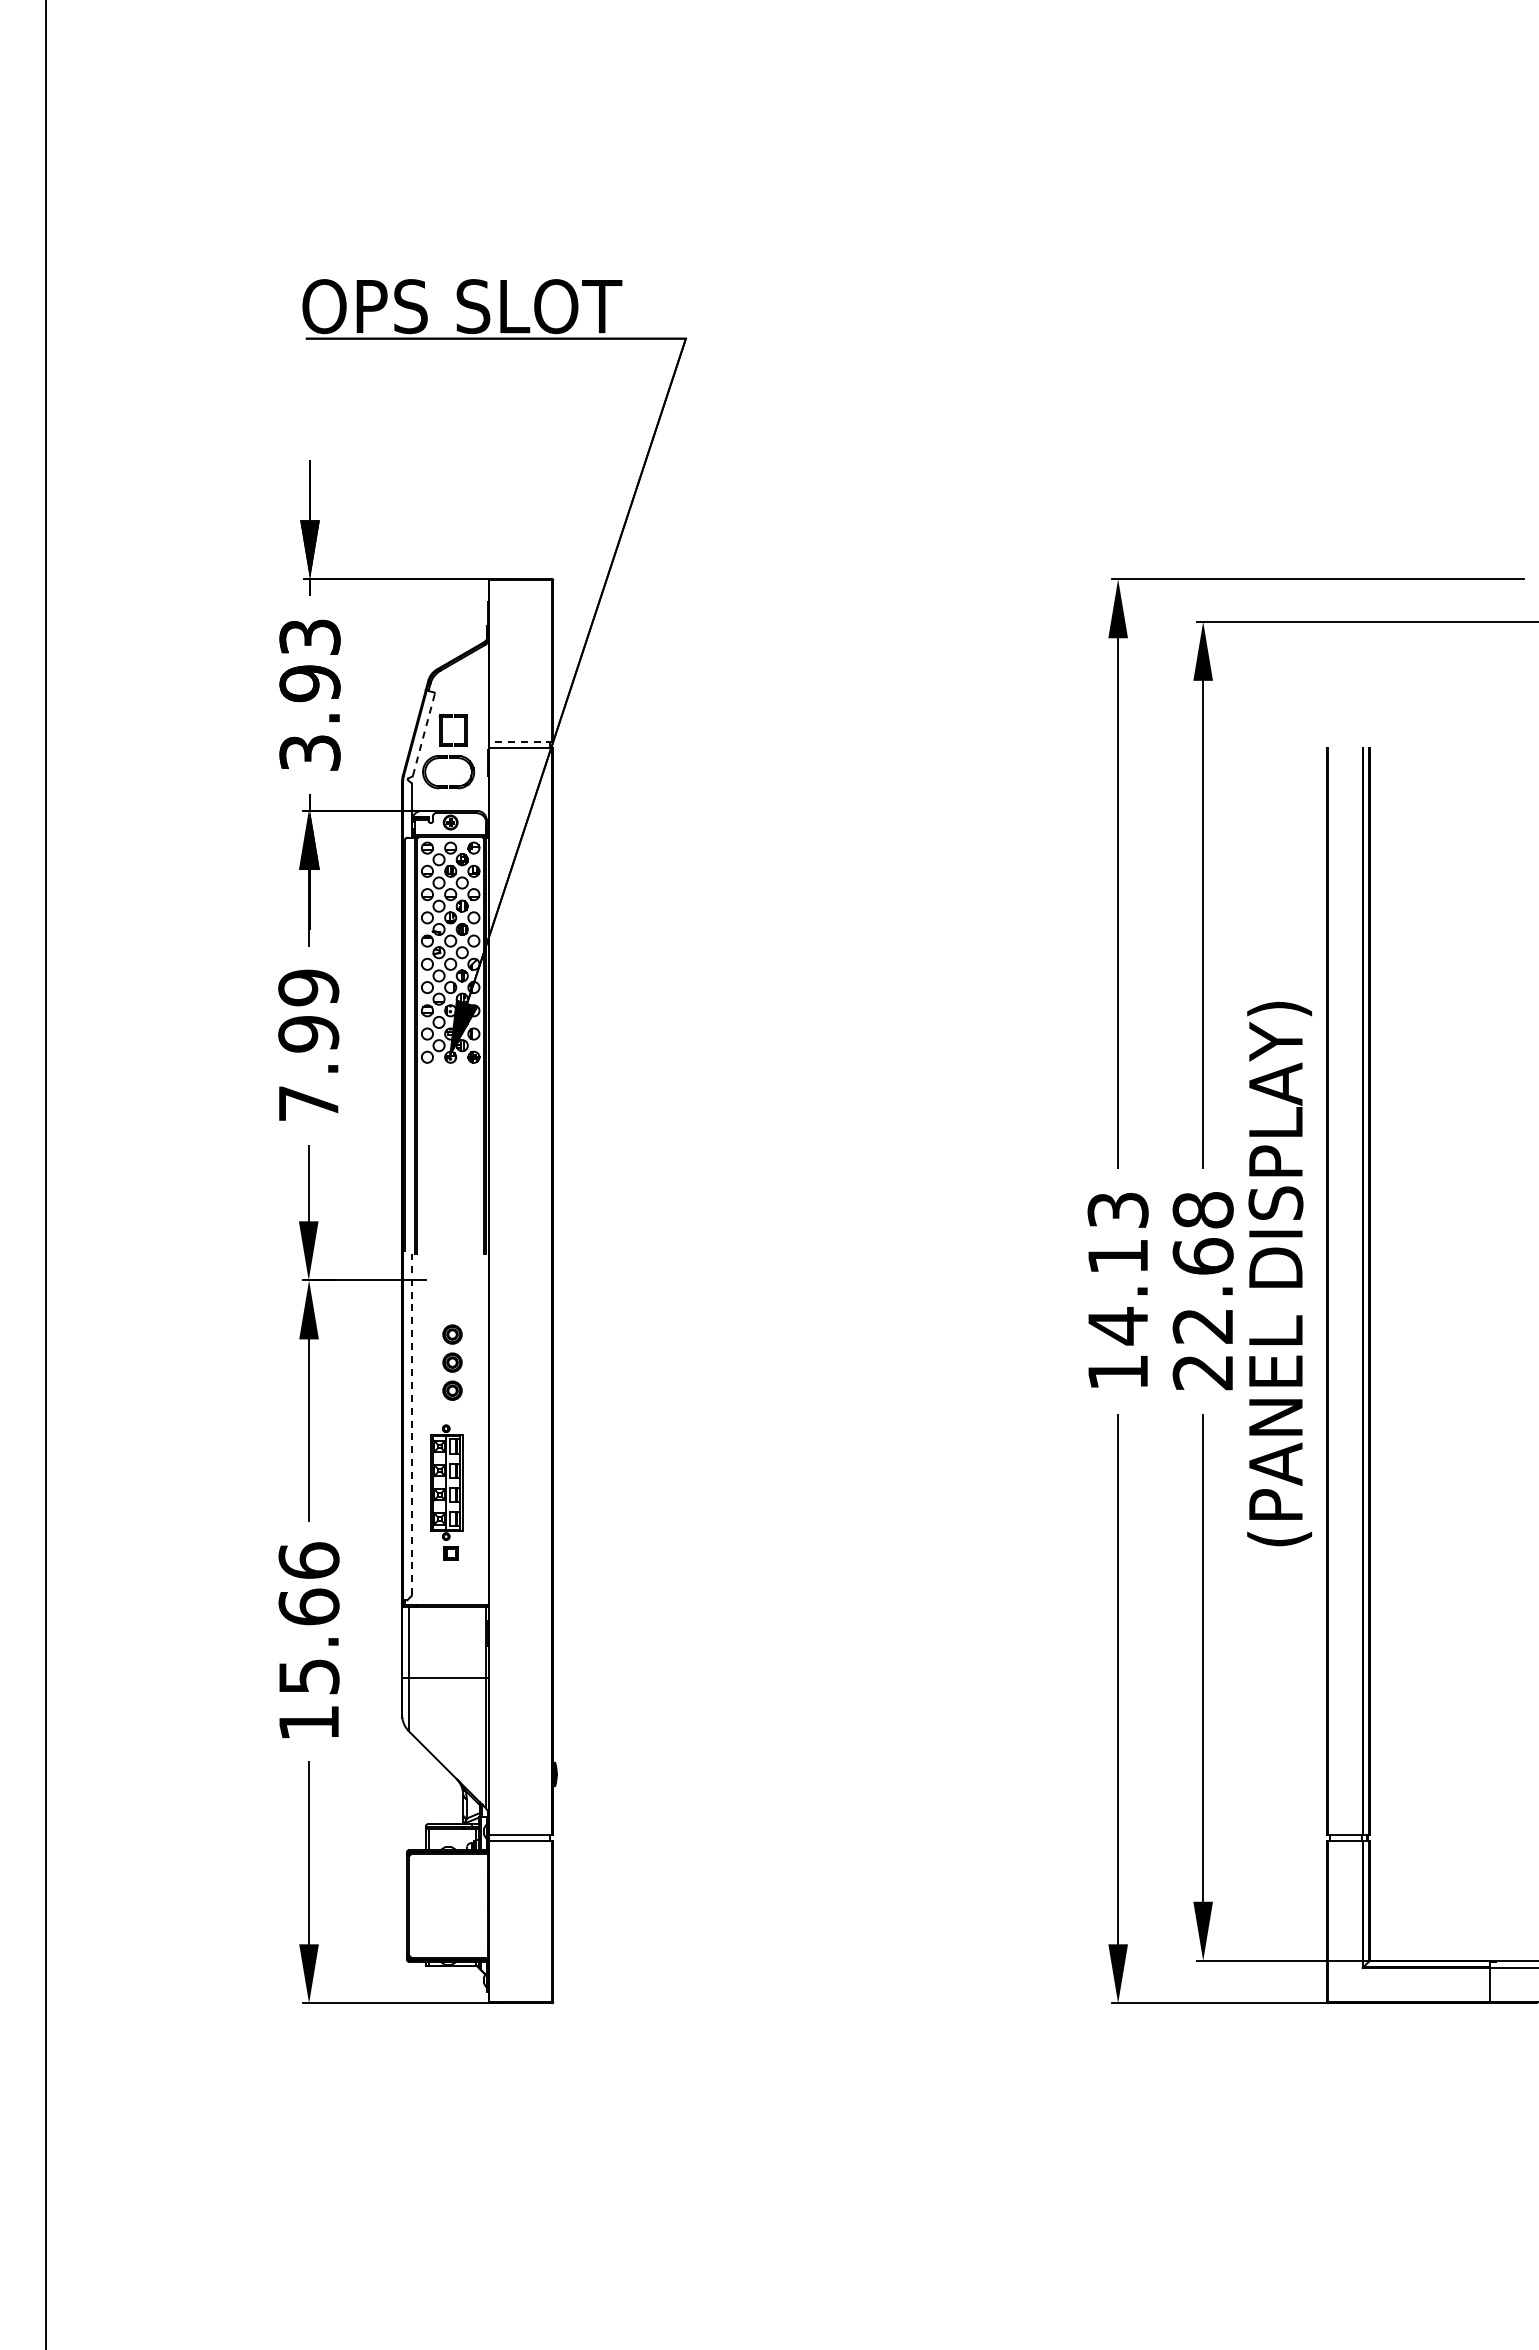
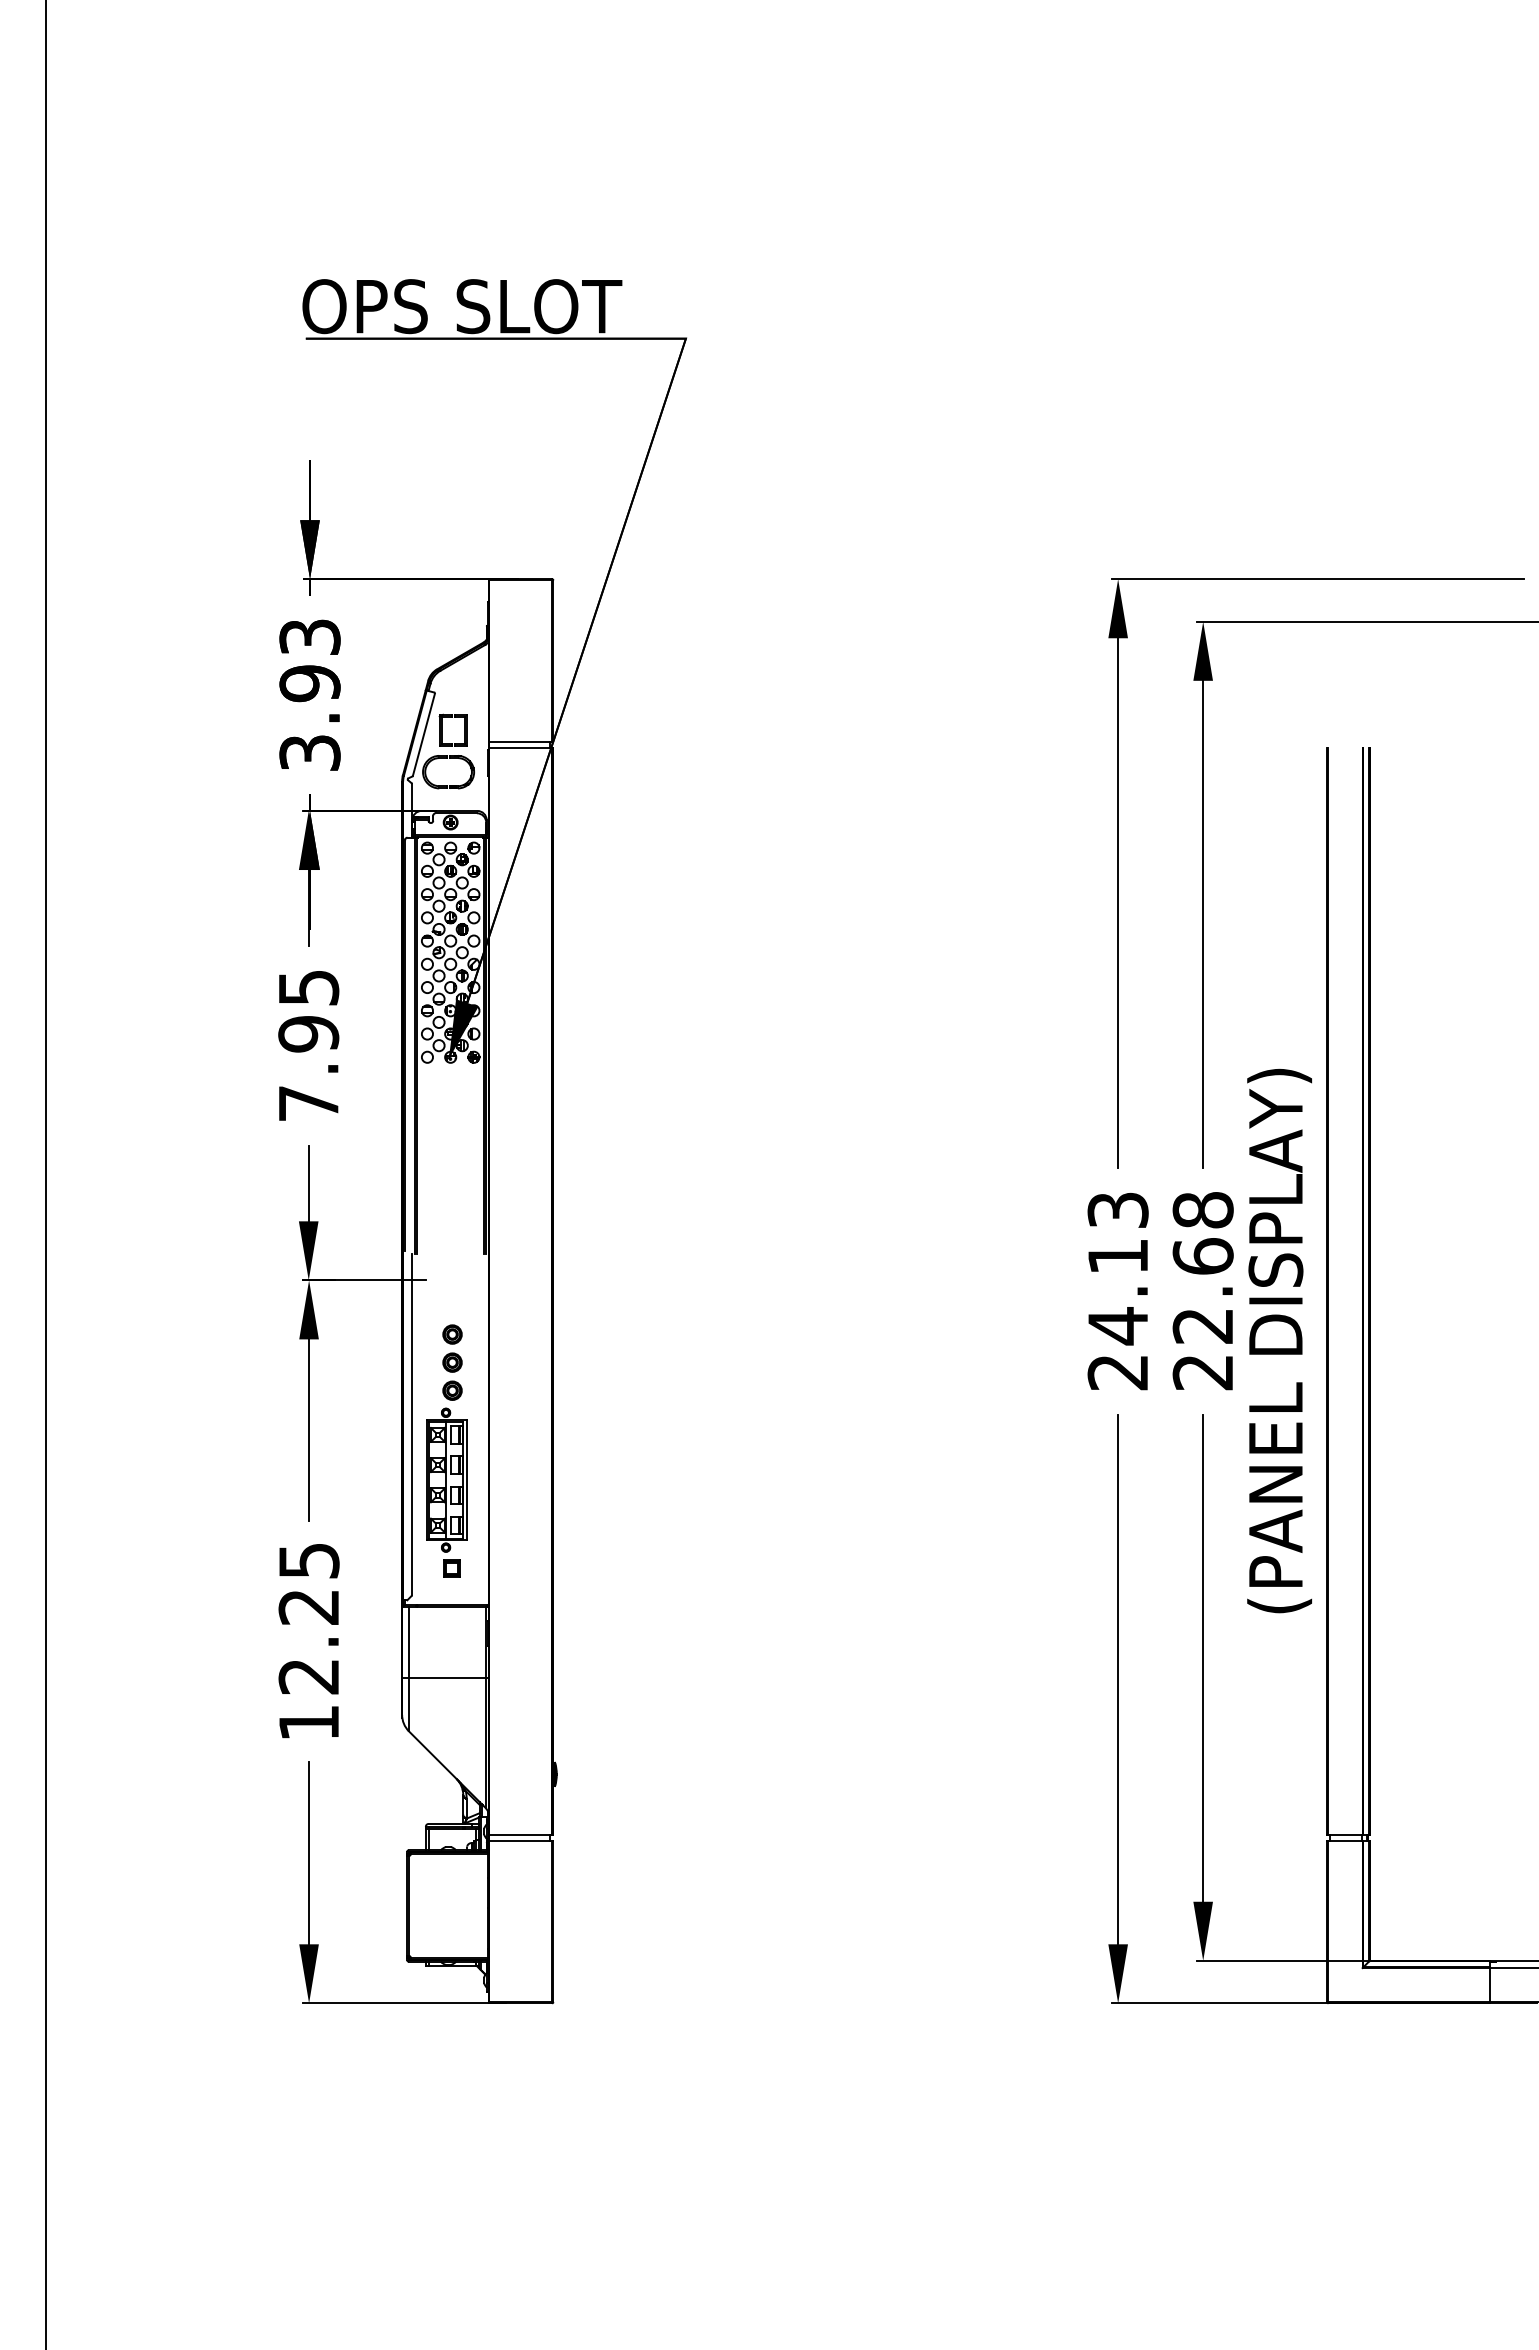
line: dashed -> solid (424, 734)
line: dashed -> solid (520, 741)
text: 7.99 -> 7.95 (308, 987)
text position: (1279, 1273) -> (1279, 1340) (1279, 1340)
text: 14.13 -> 24.13 (1117, 1372)
line: dashed -> solid (411, 1424)
part size: 34x137 px -> 42x171 px (446, 1492)
text: 15.66 -> 12.25 (308, 1618)
